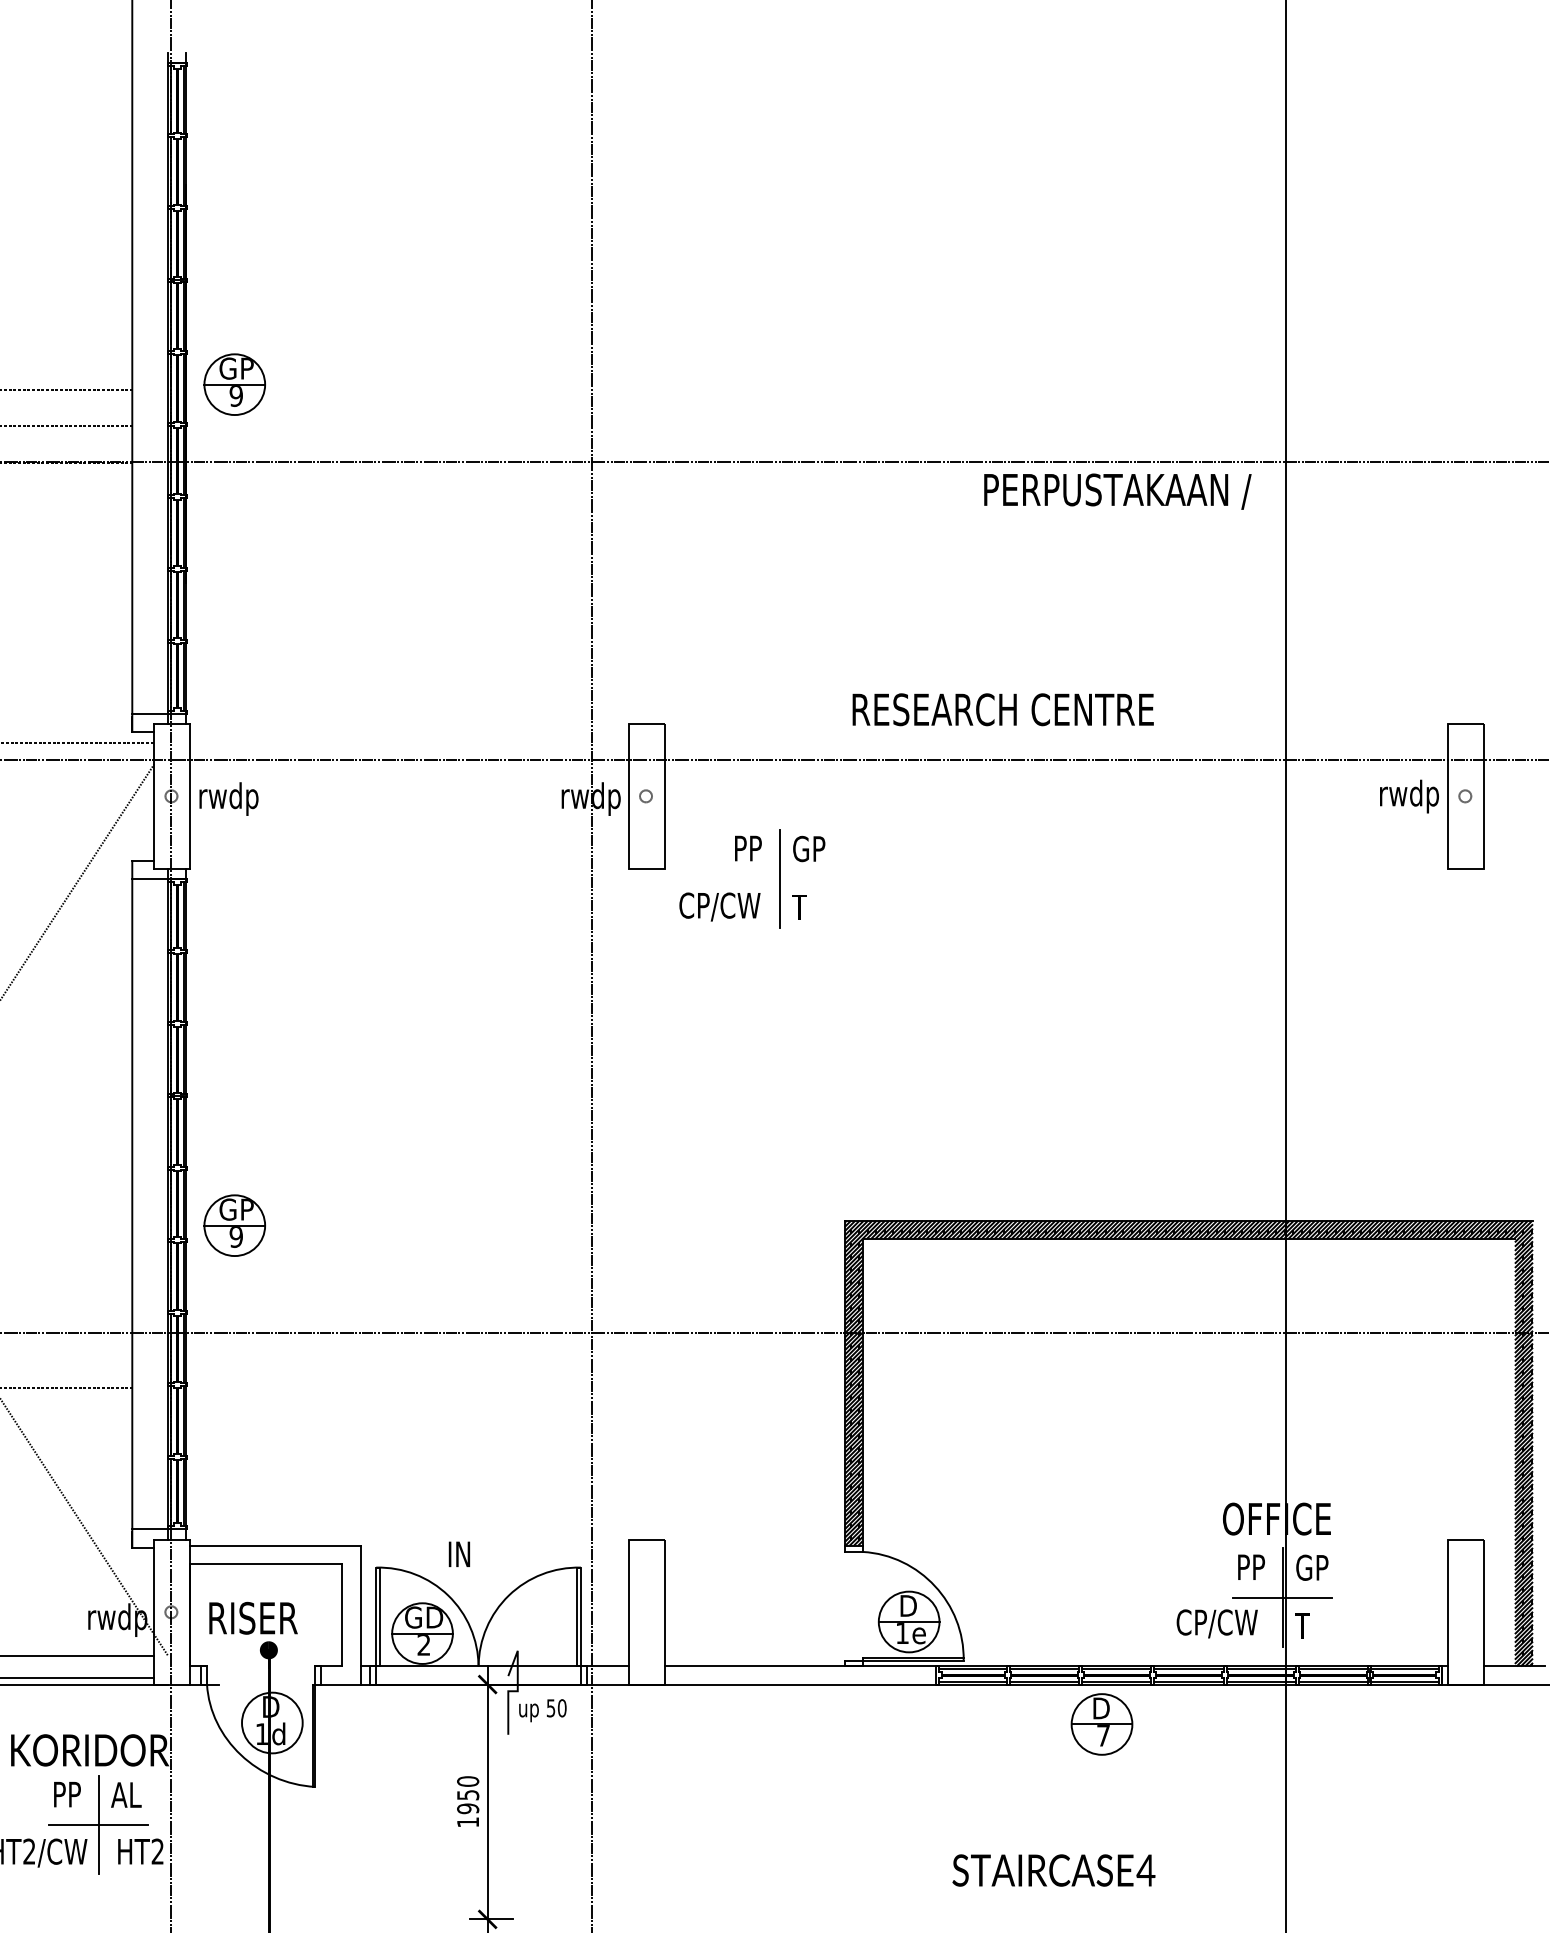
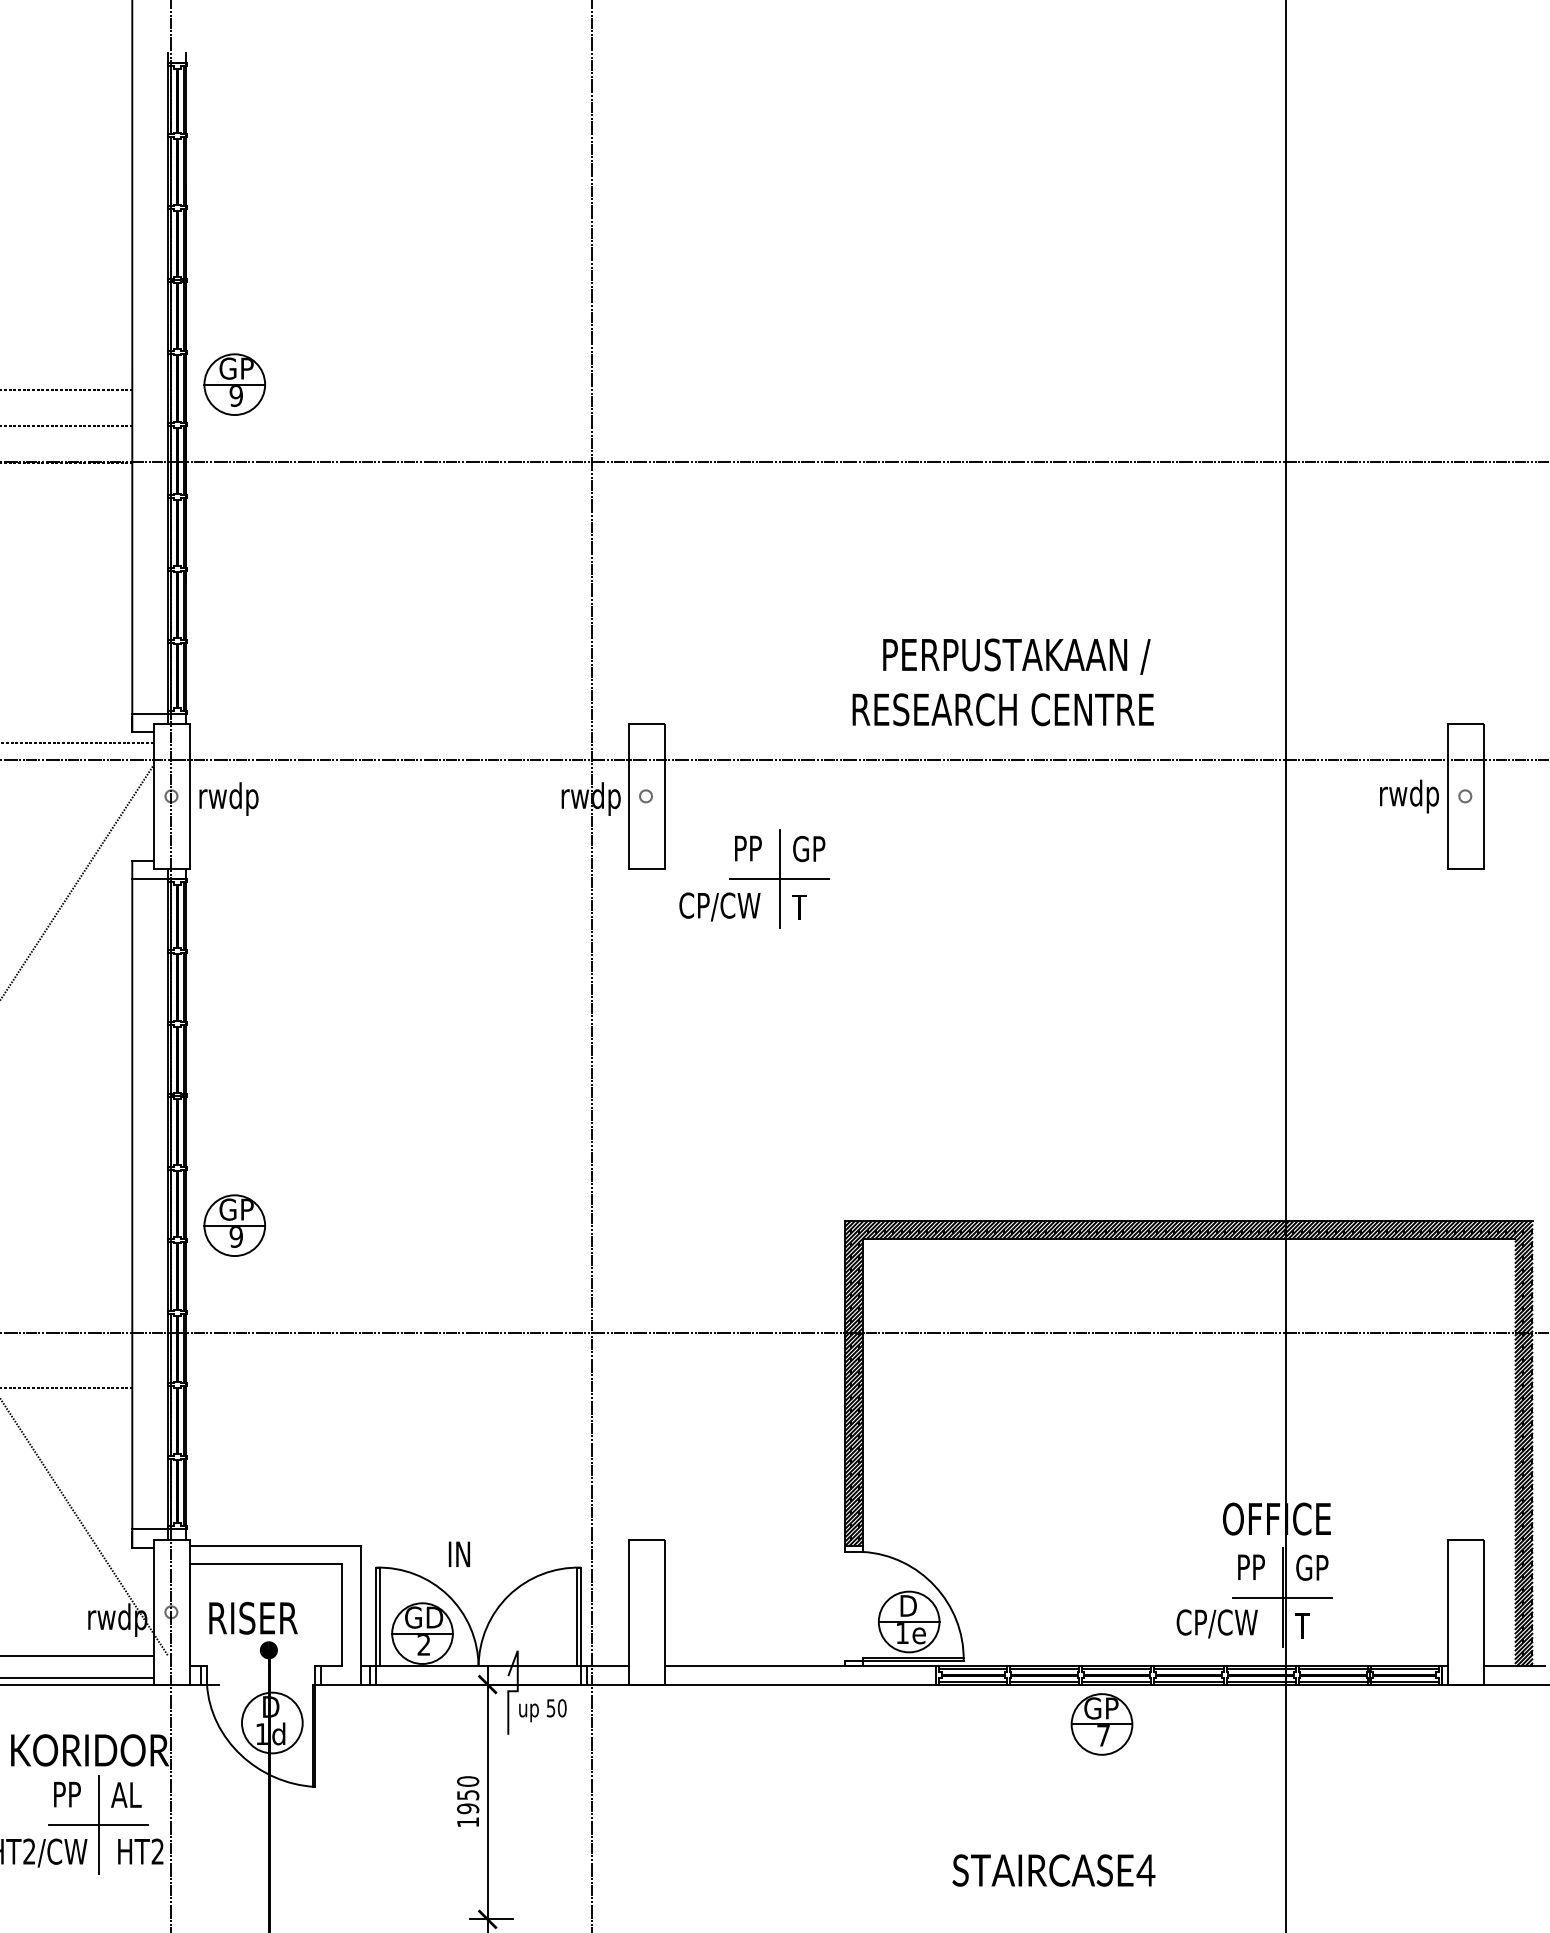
text position: (1117, 491) -> (1016, 656) (1016, 656)
line: none -> present (779, 878)
text: D -> GP (1101, 1708)
